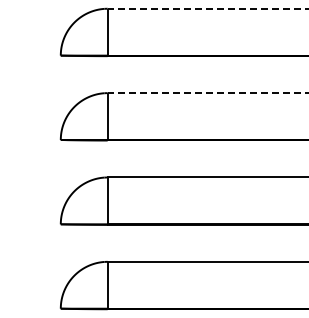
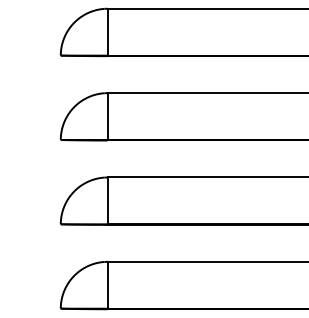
line: dashed -> solid (207, 8)
line: dashed -> solid (207, 93)
